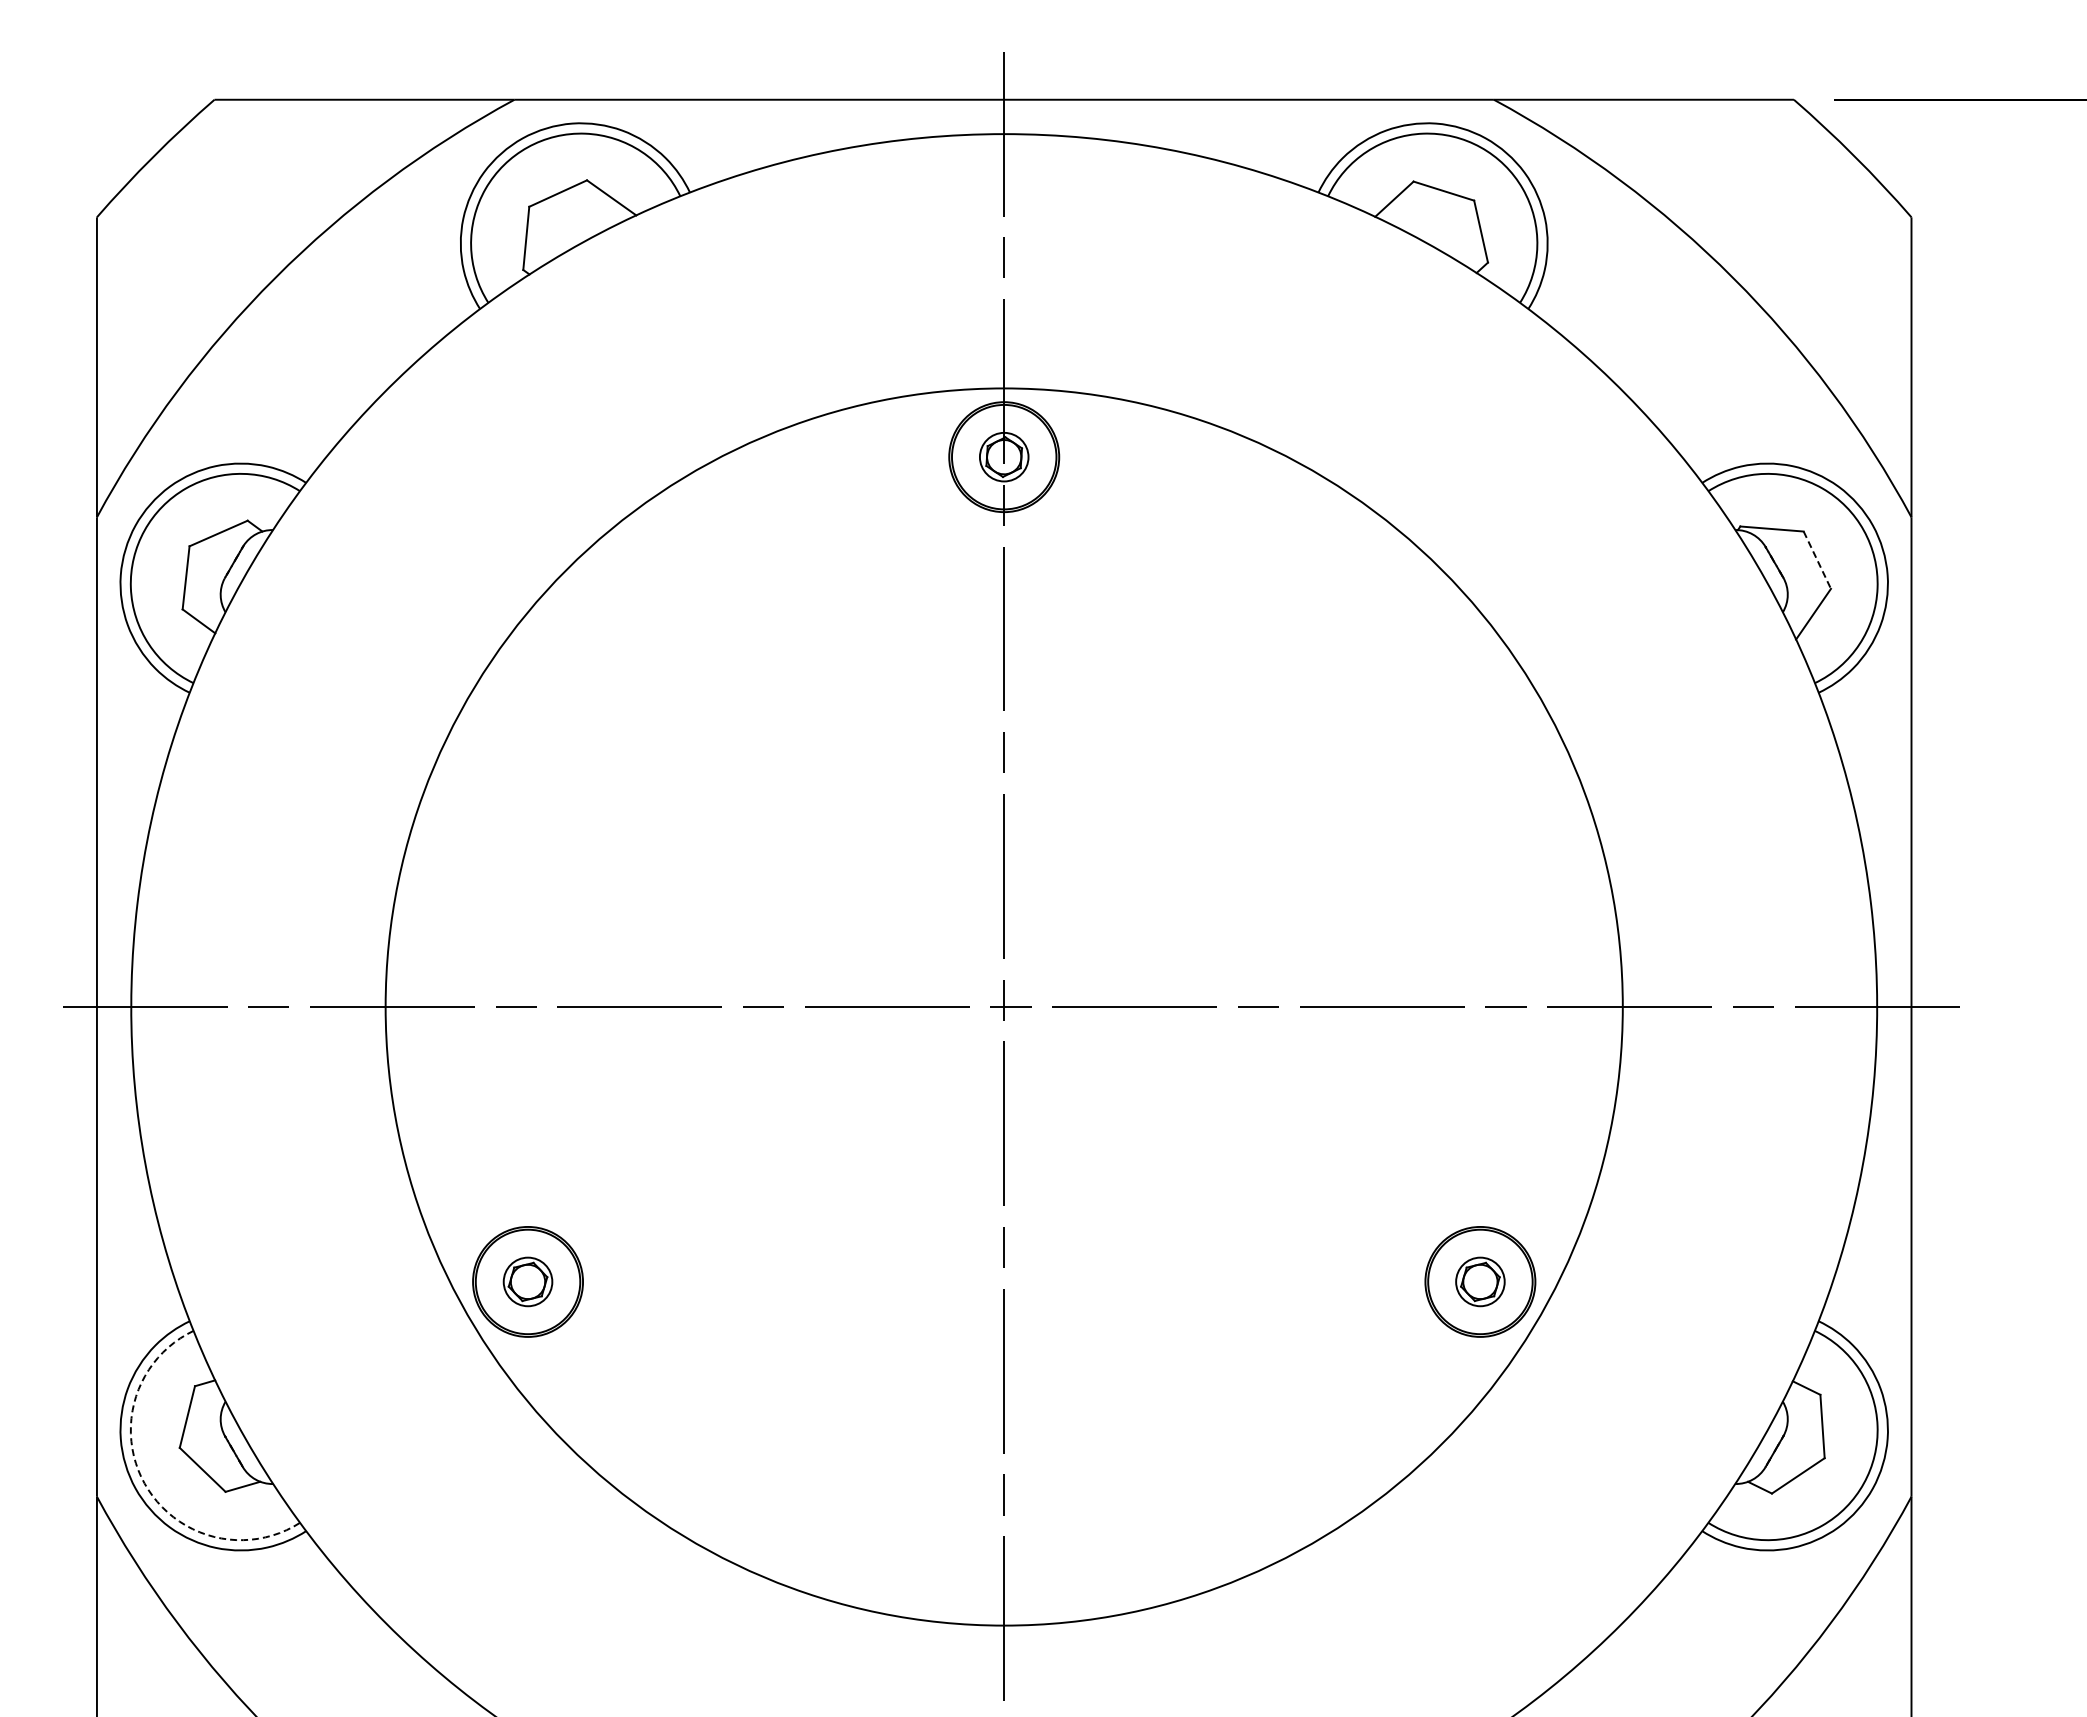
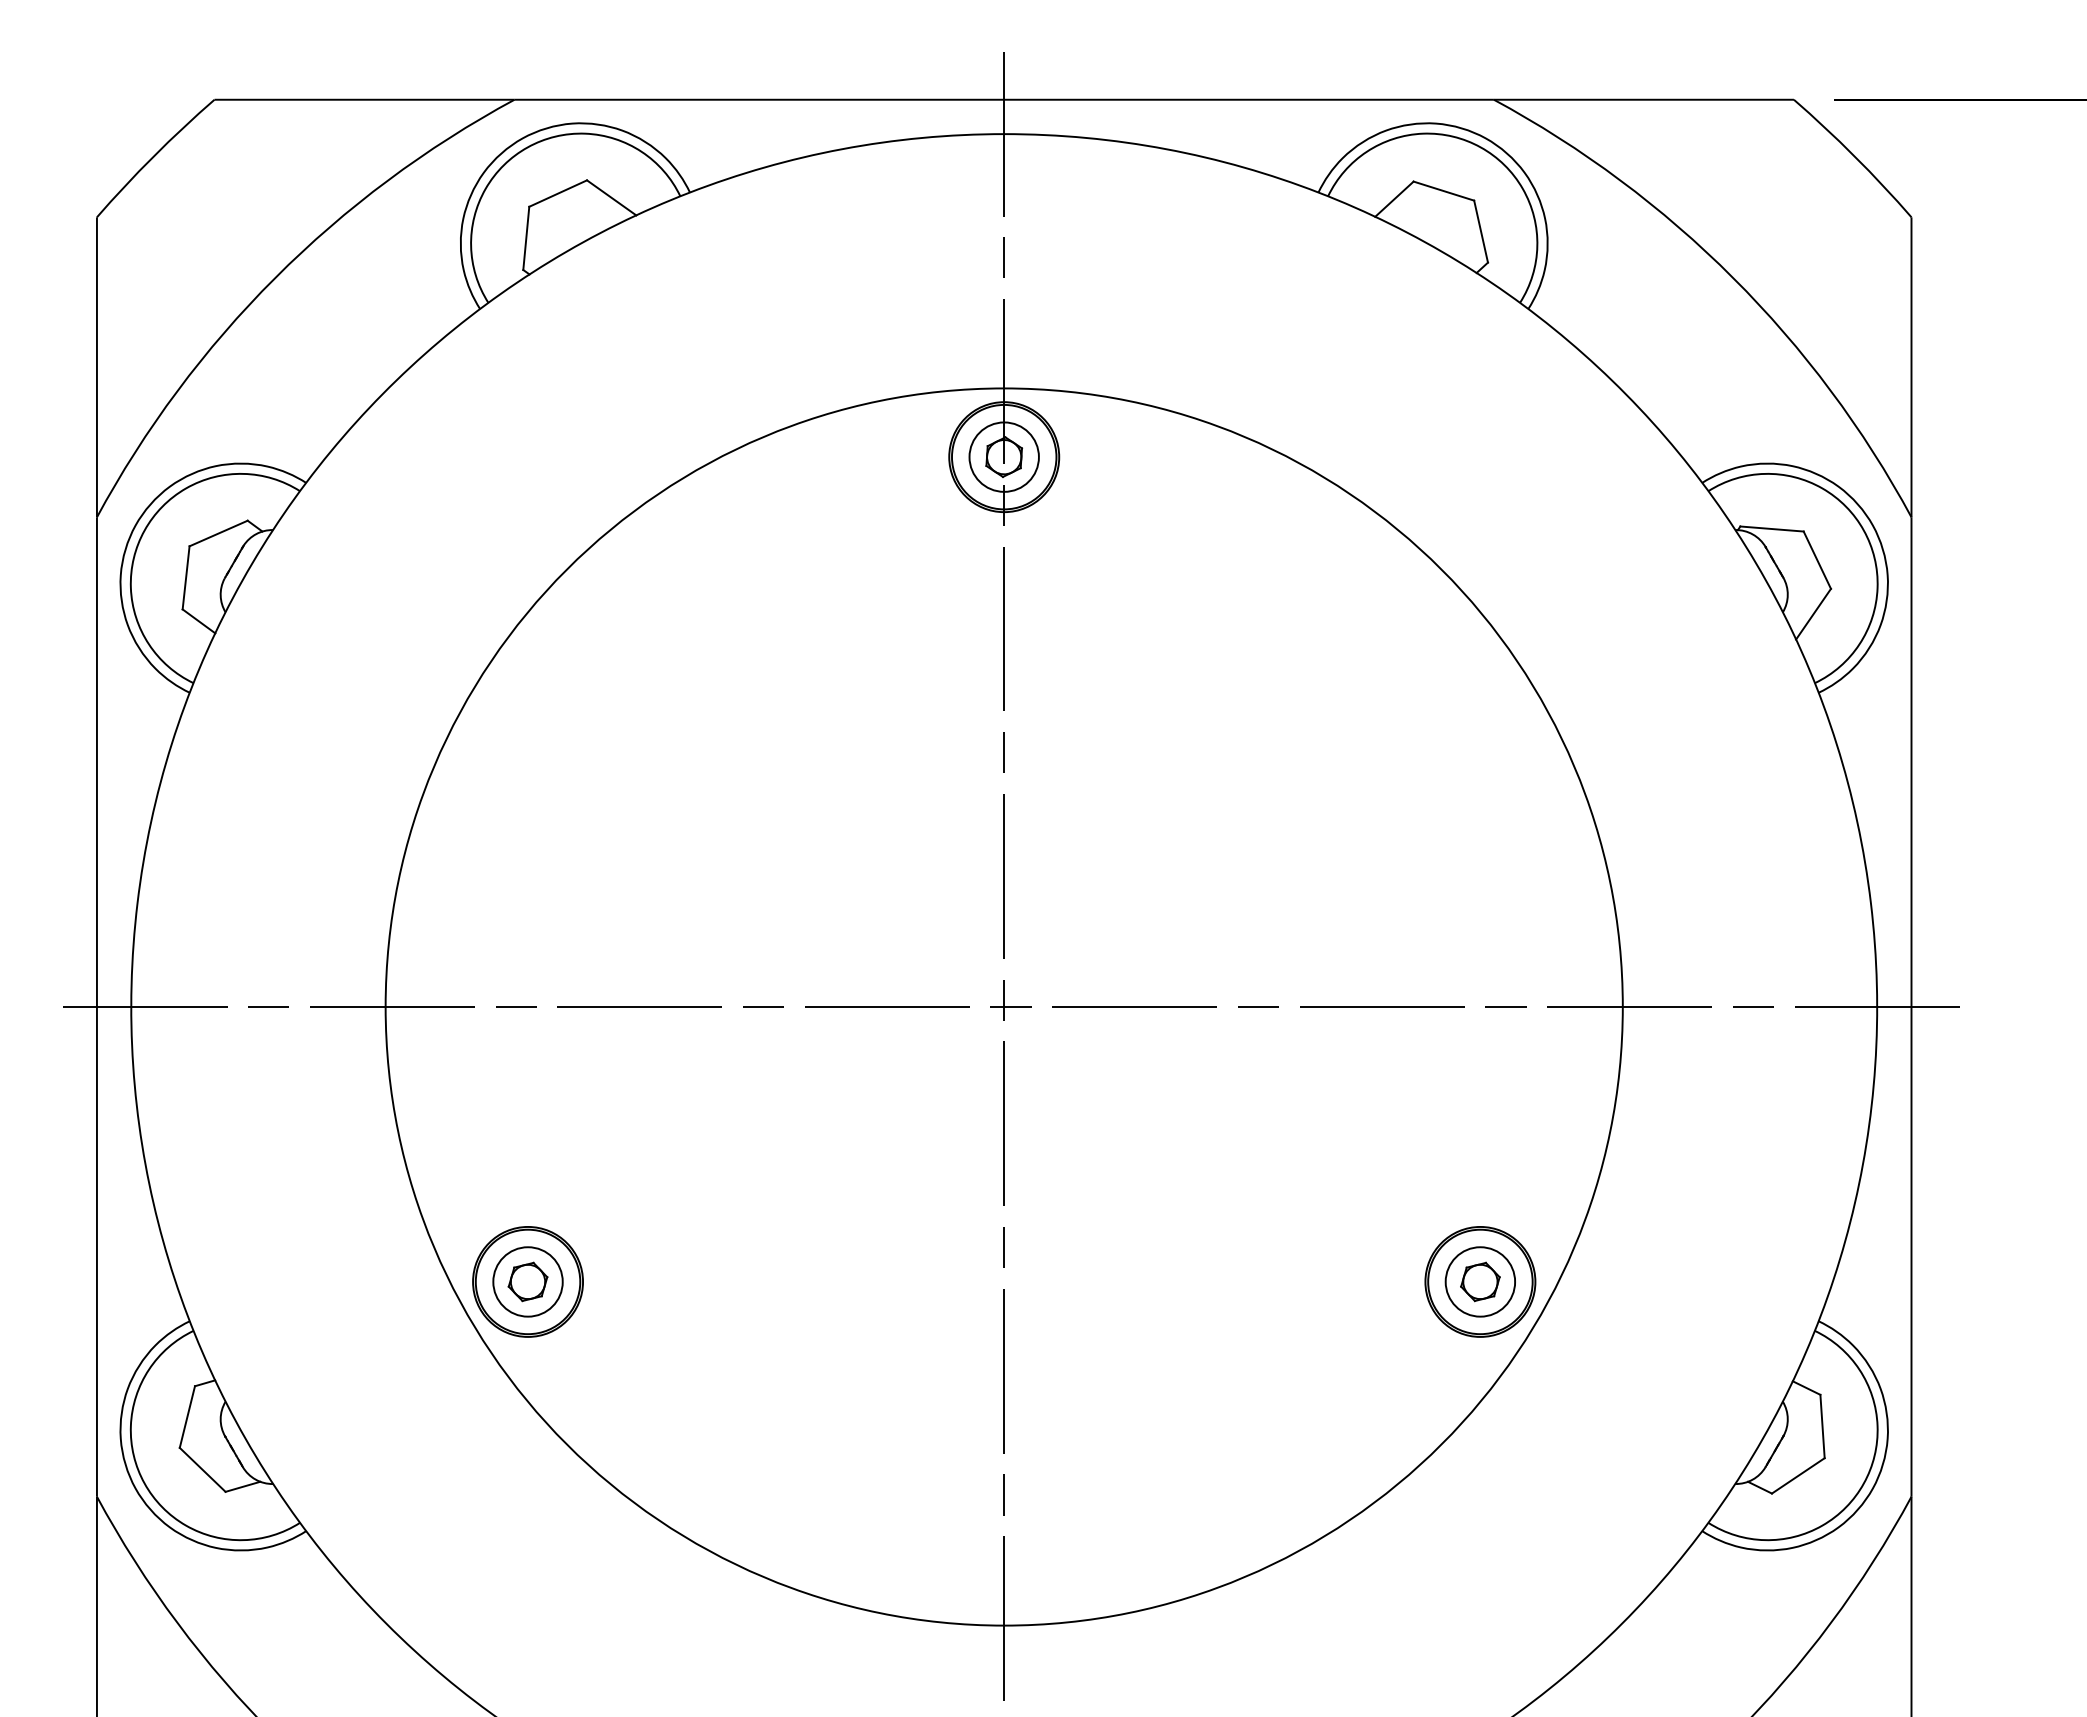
circle diameter: 49 px -> 69 px (1003, 456)
line: dashed -> solid (1817, 560)
circle diameter: 49 px -> 69 px (527, 1281)
circle diameter: 49 px -> 69 px (1480, 1281)
arc: dashed -> solid (144, 1483)
